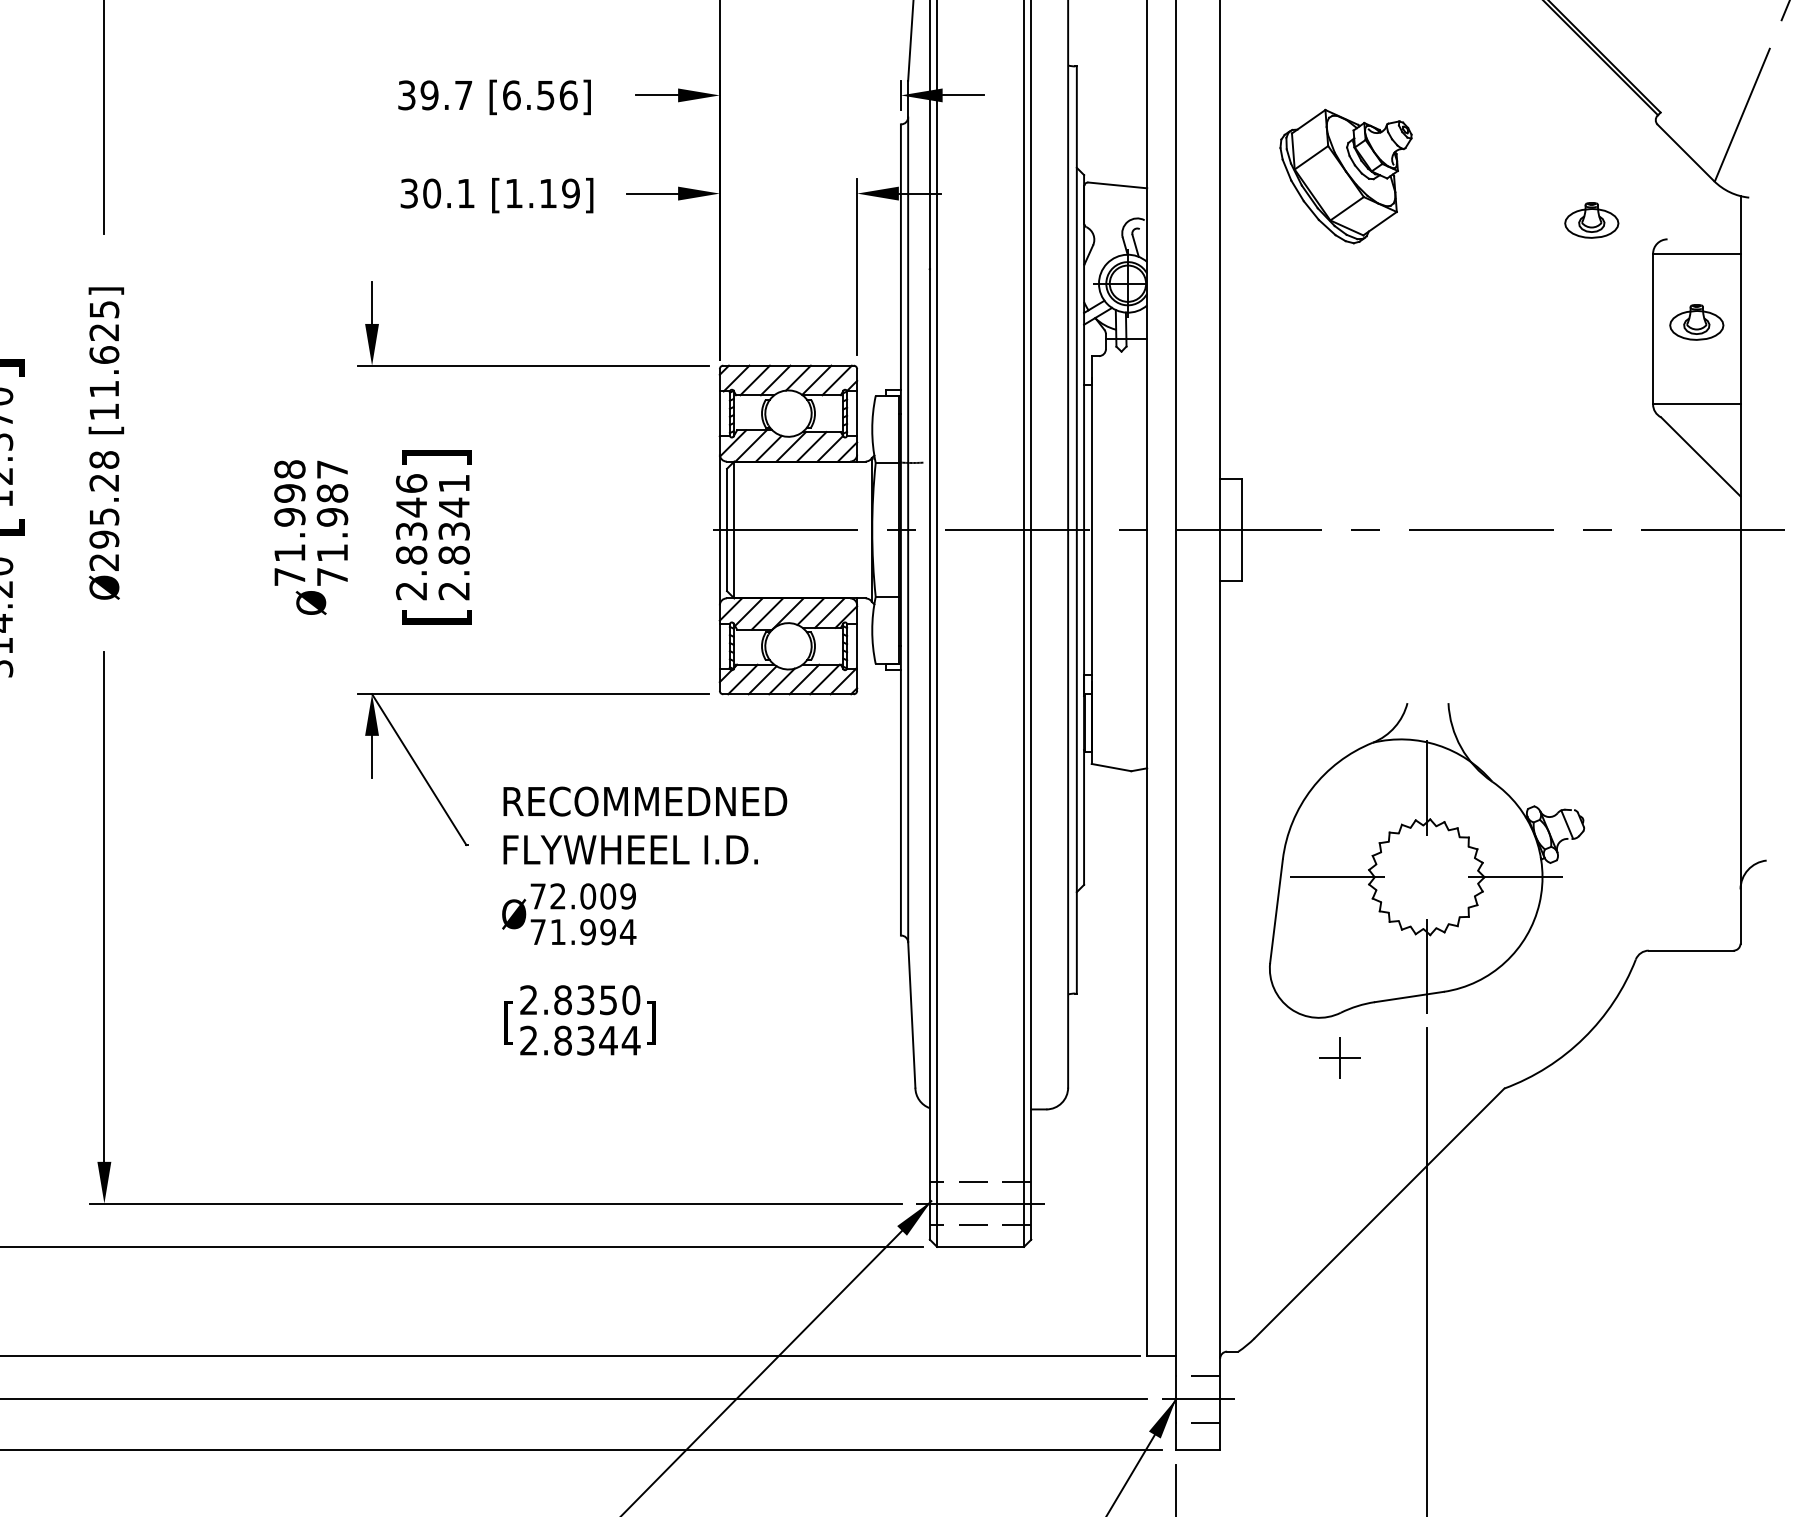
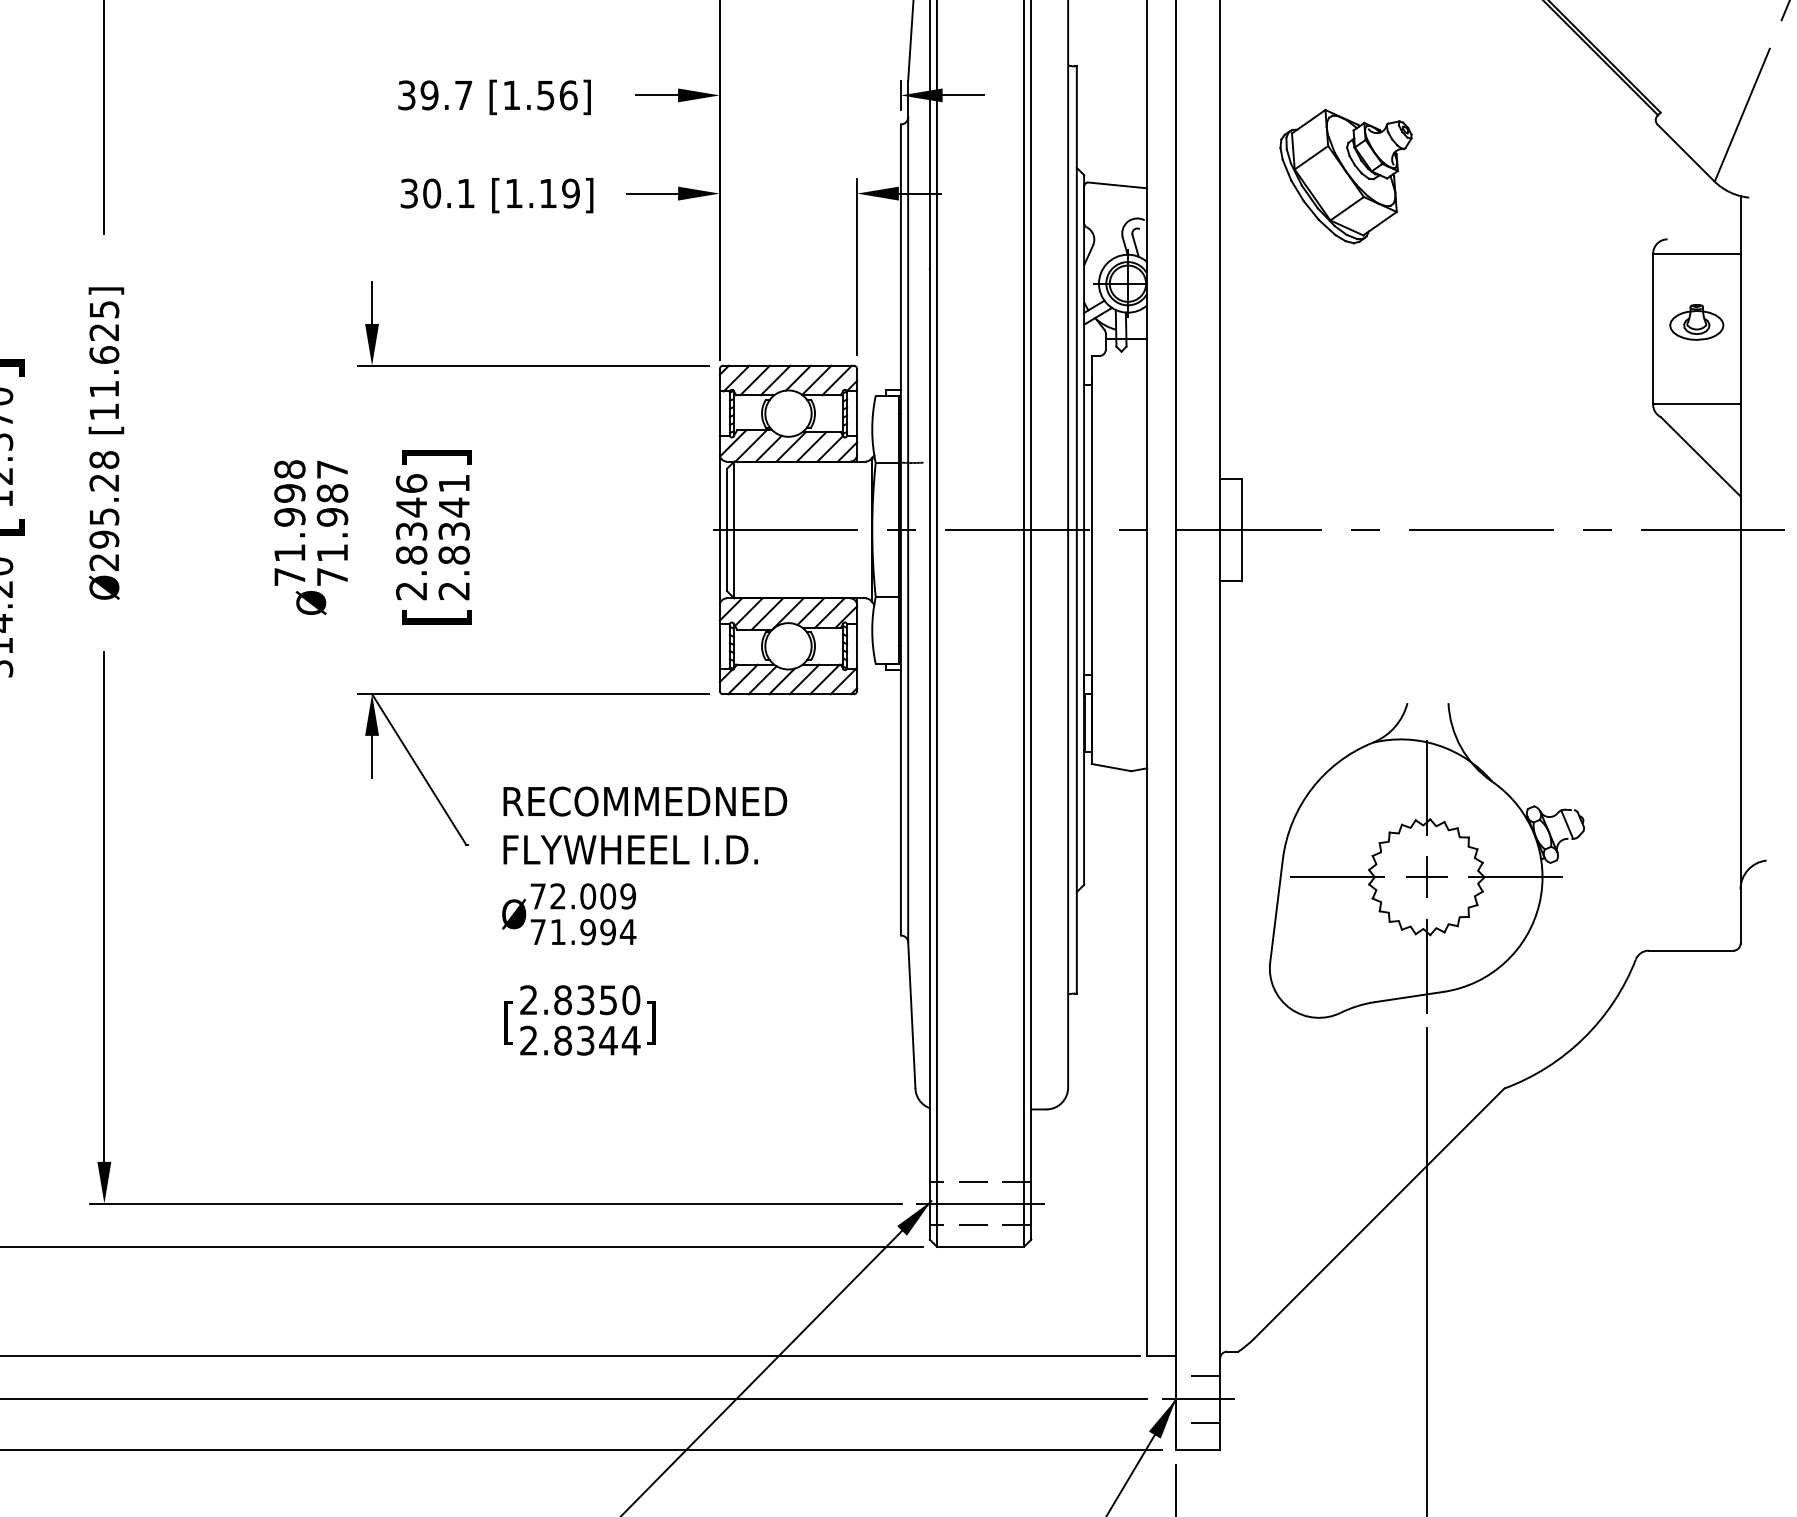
text: [6.56] -> [1.56] (511, 95)
part: present -> none (1591, 220)
part position: (1339, 1057) -> (1426, 876) (1426, 876)
